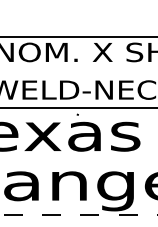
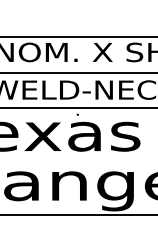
line: none -> present (78, 72)
line: dashed -> solid (79, 215)
